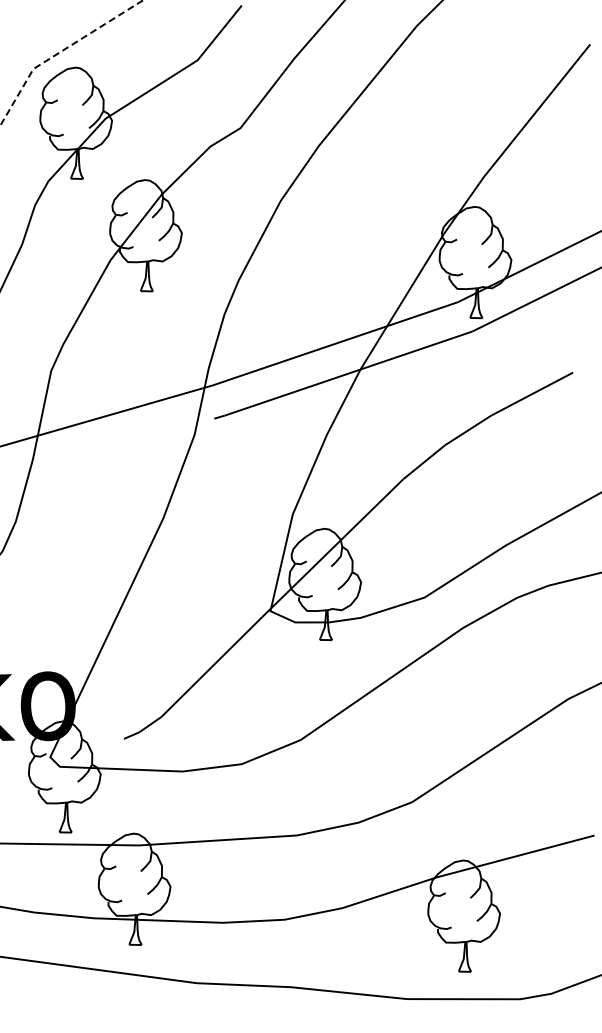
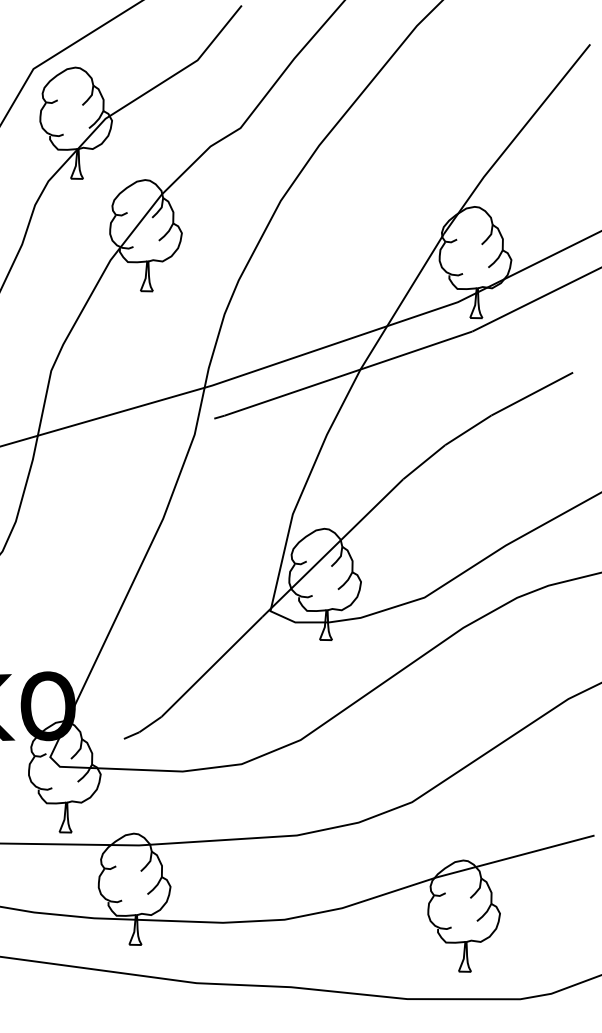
line: dashed -> solid (59, 52)
